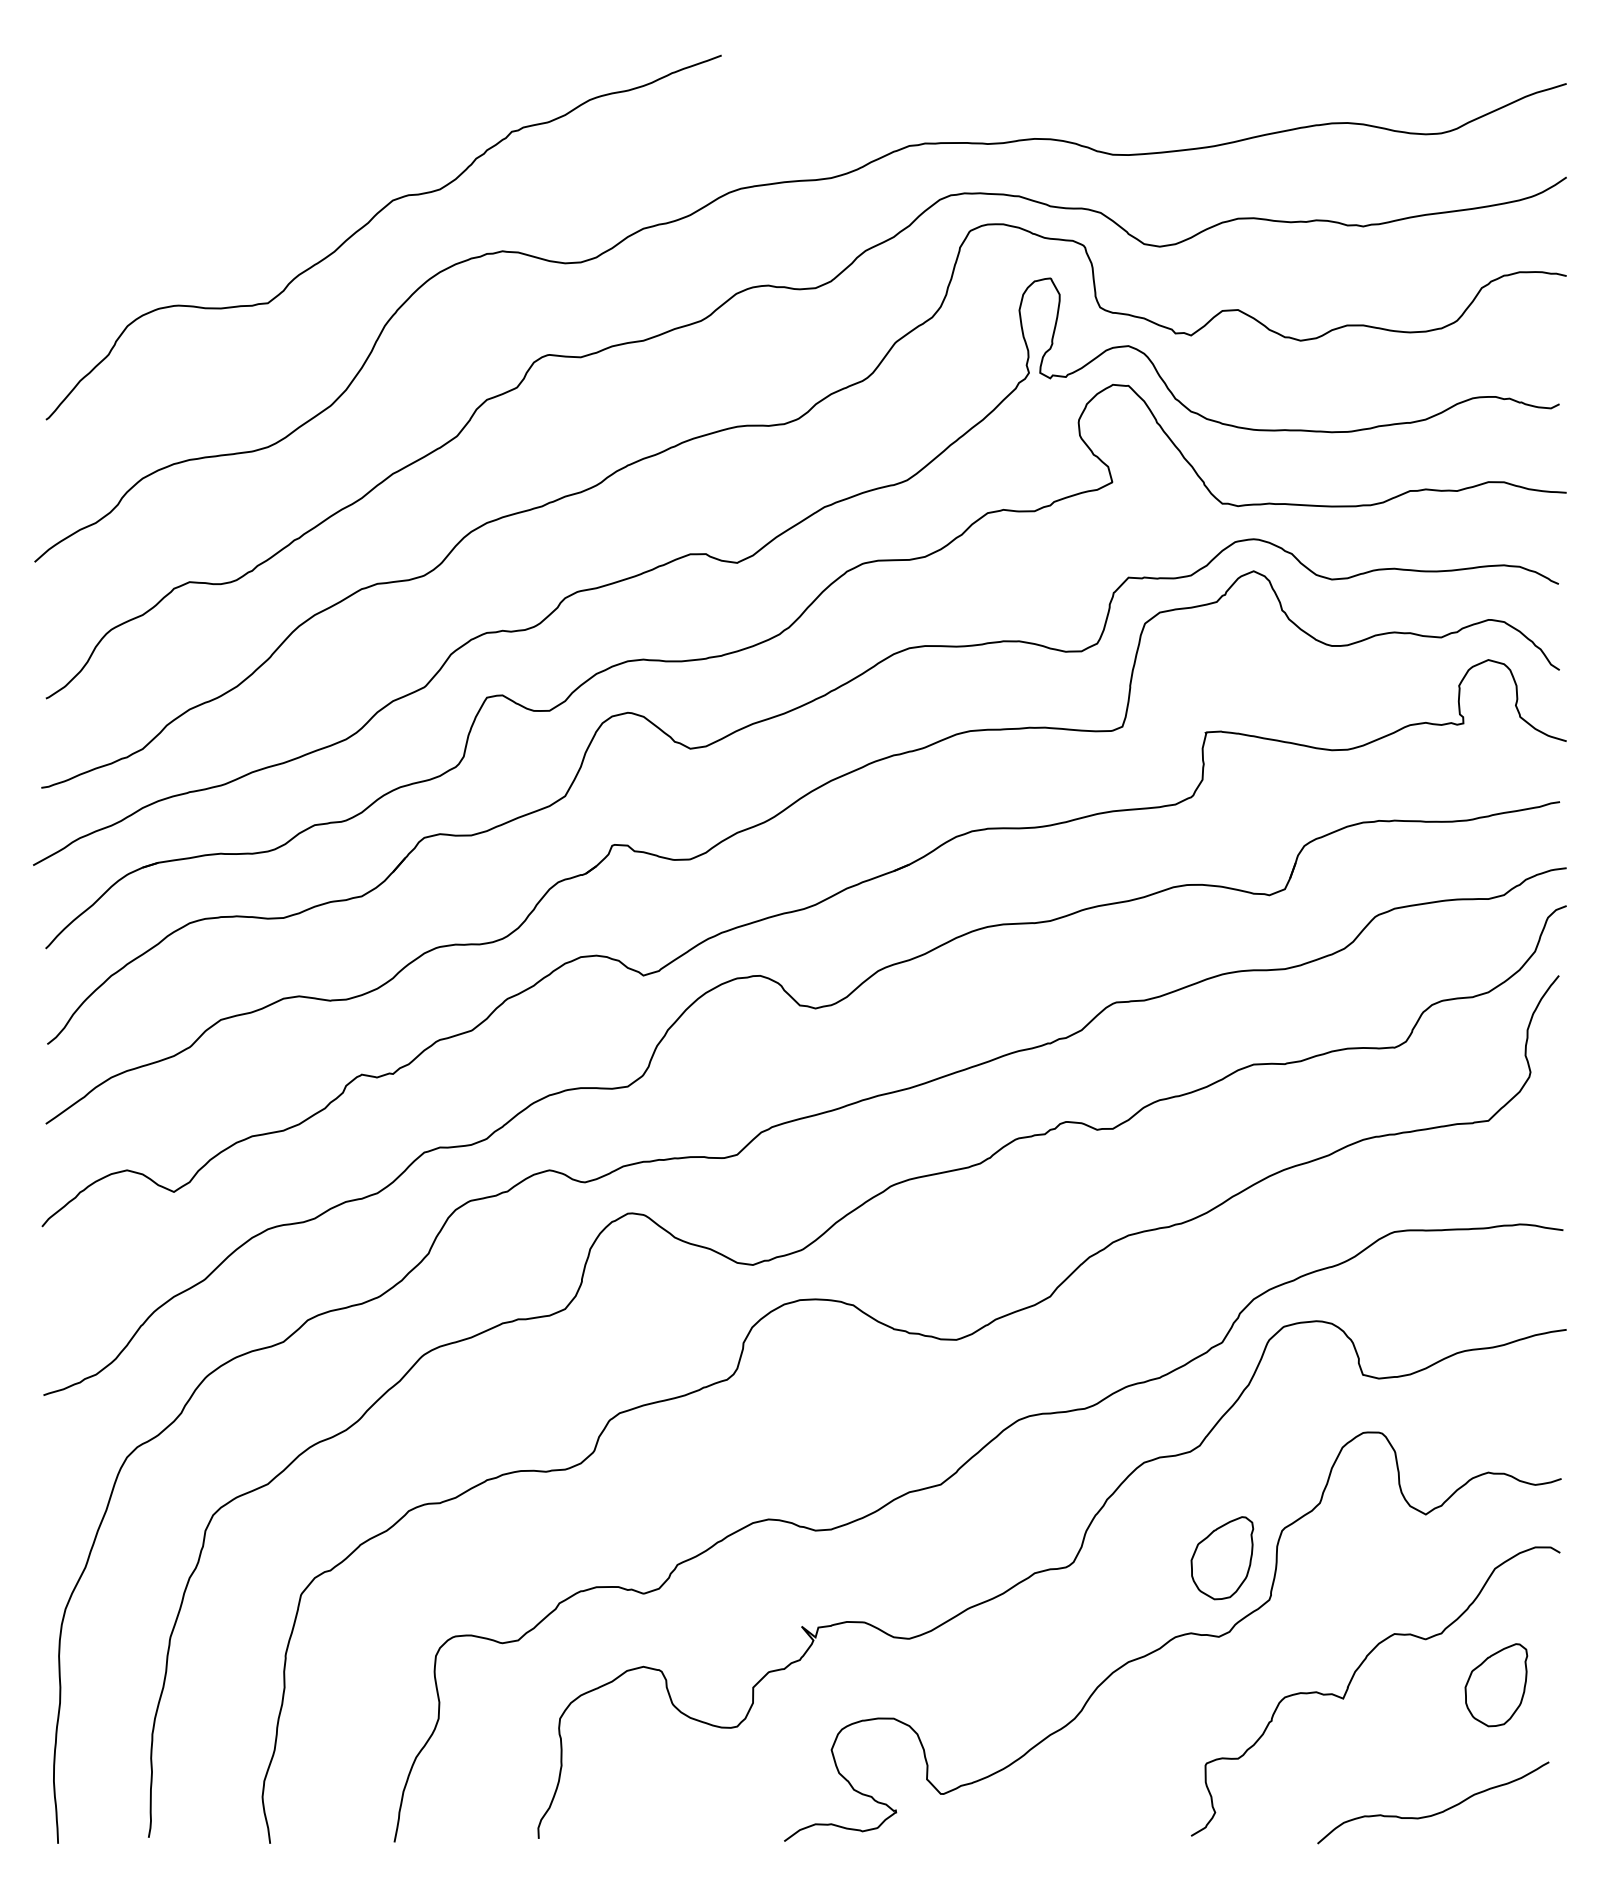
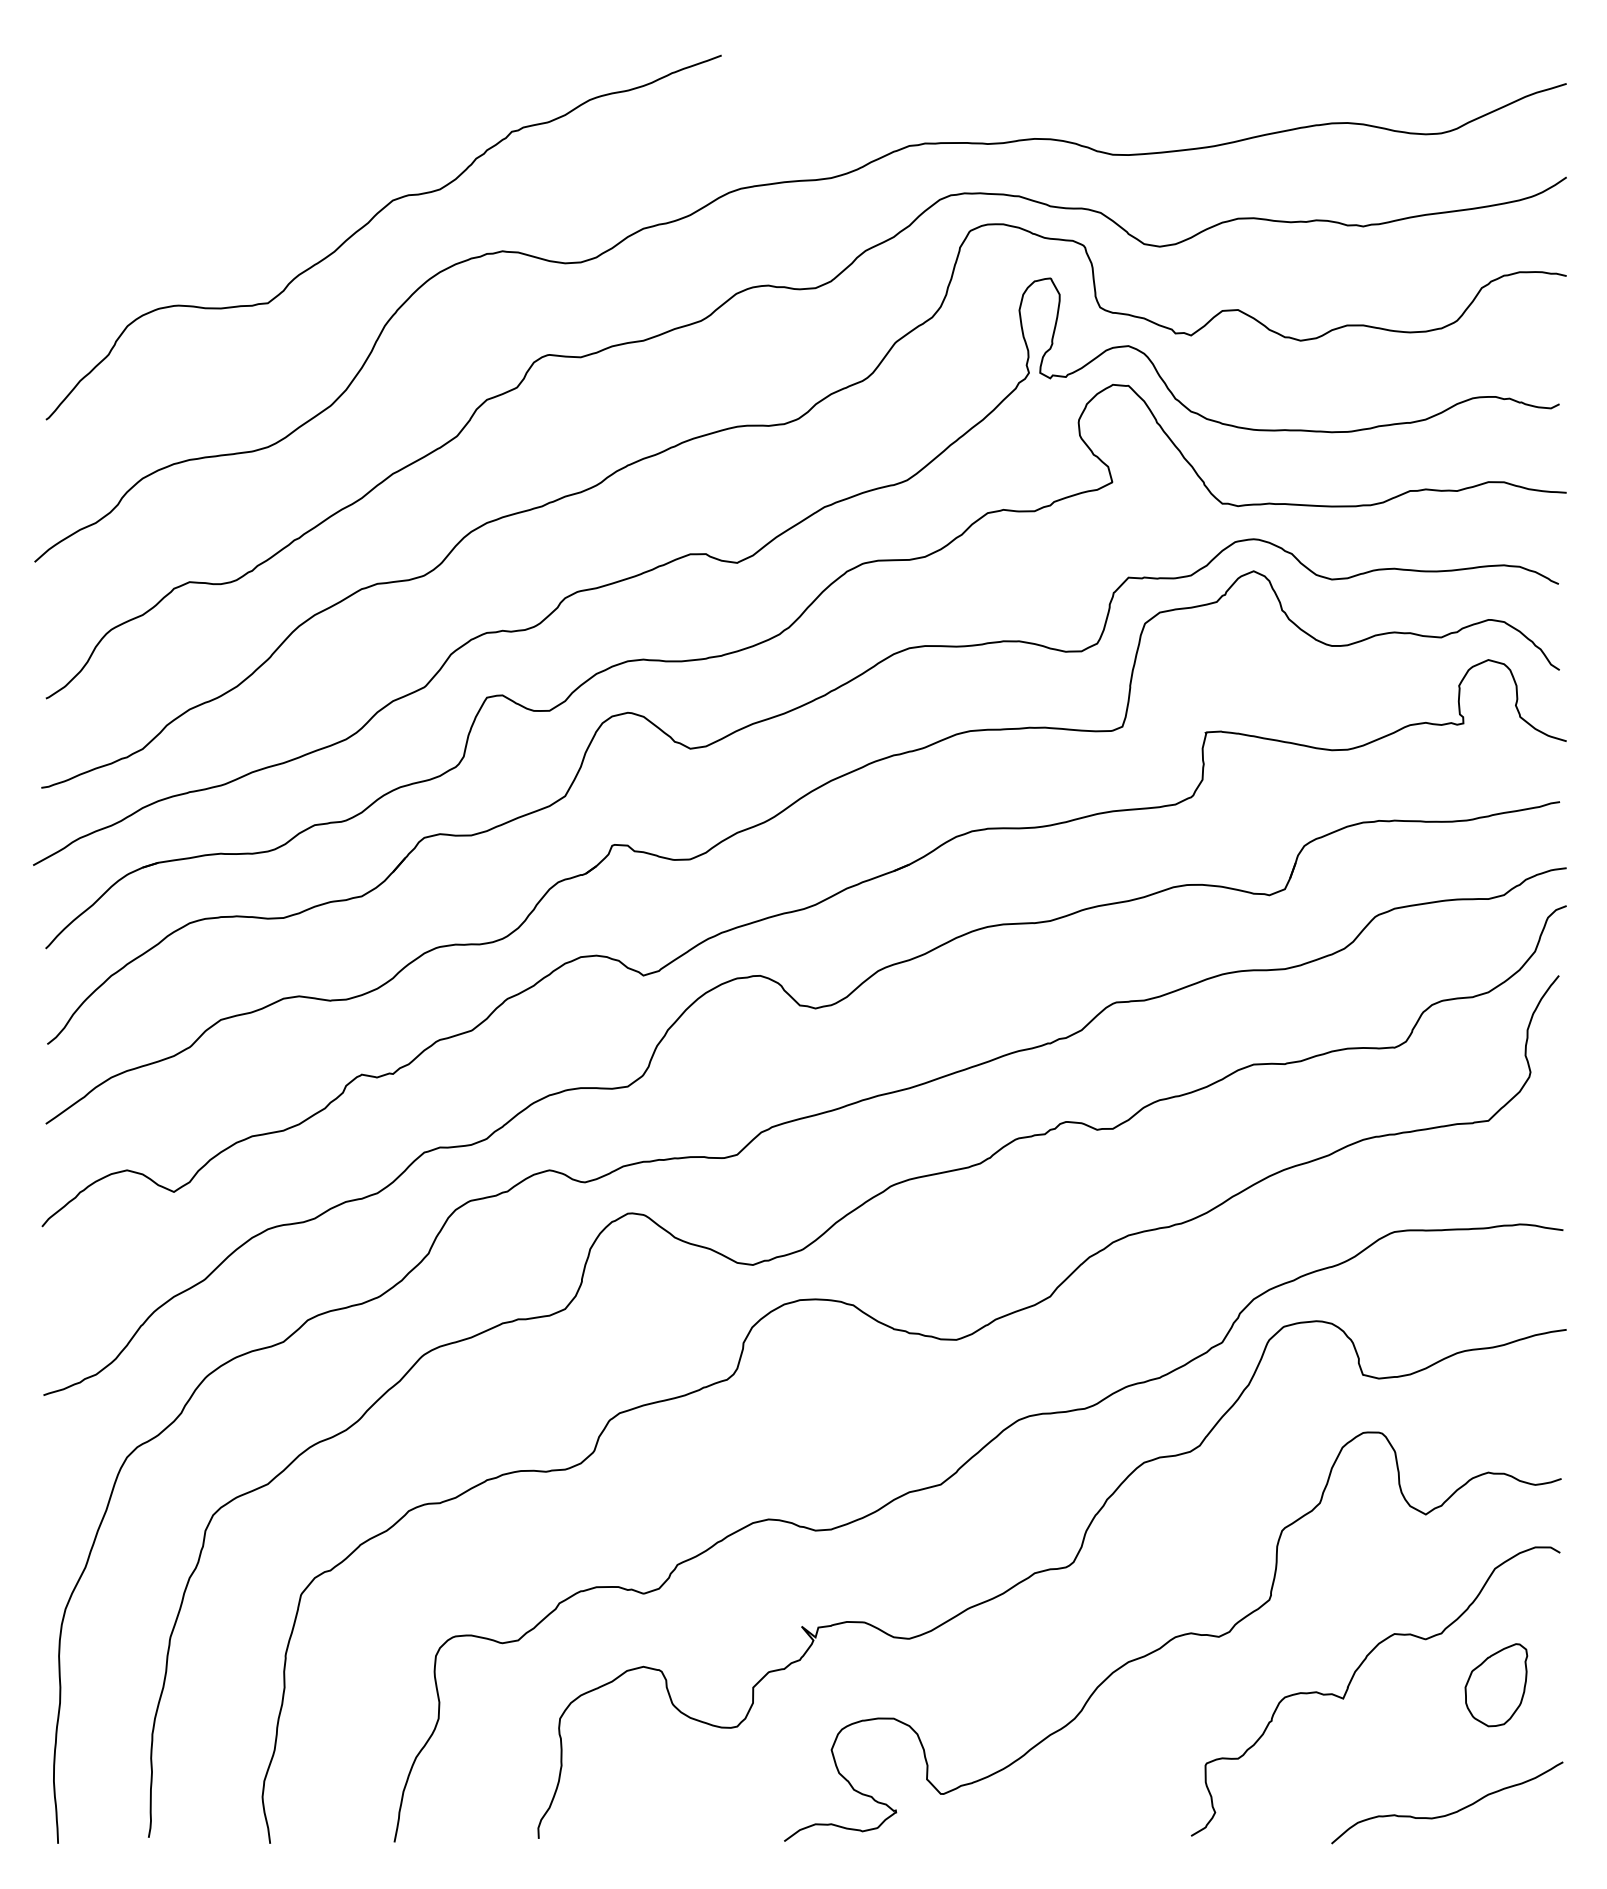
part: present -> none (1222, 1558)
curve position: (1437, 1812) -> (1451, 1812) (1451, 1812)
